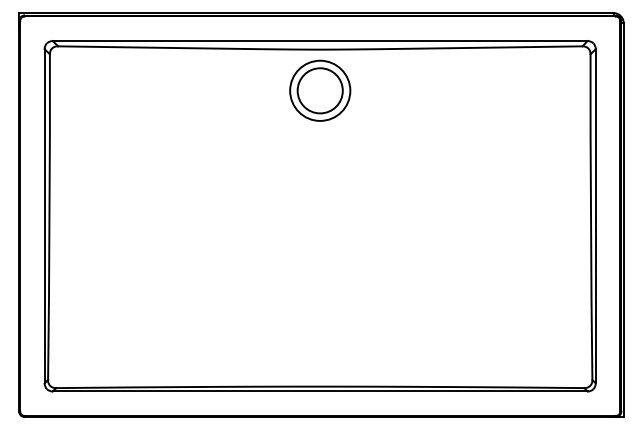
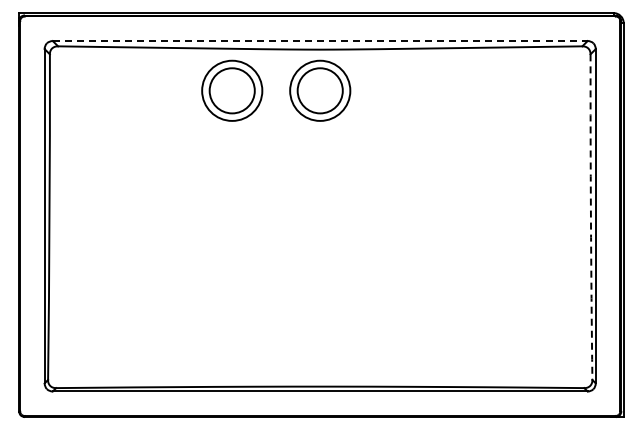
line: solid -> dashed (320, 41)
part: none -> present (232, 90)
arc: solid -> dashed (590, 217)
